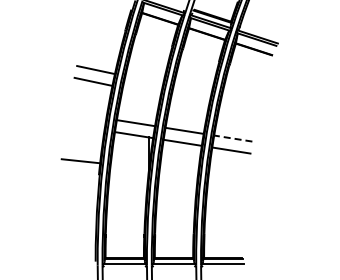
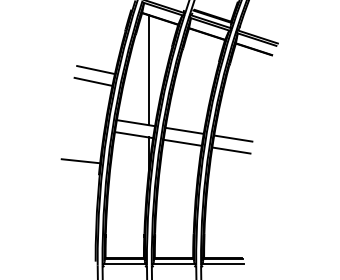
line: none -> present (148, 70)
line: dashed -> solid (232, 138)
